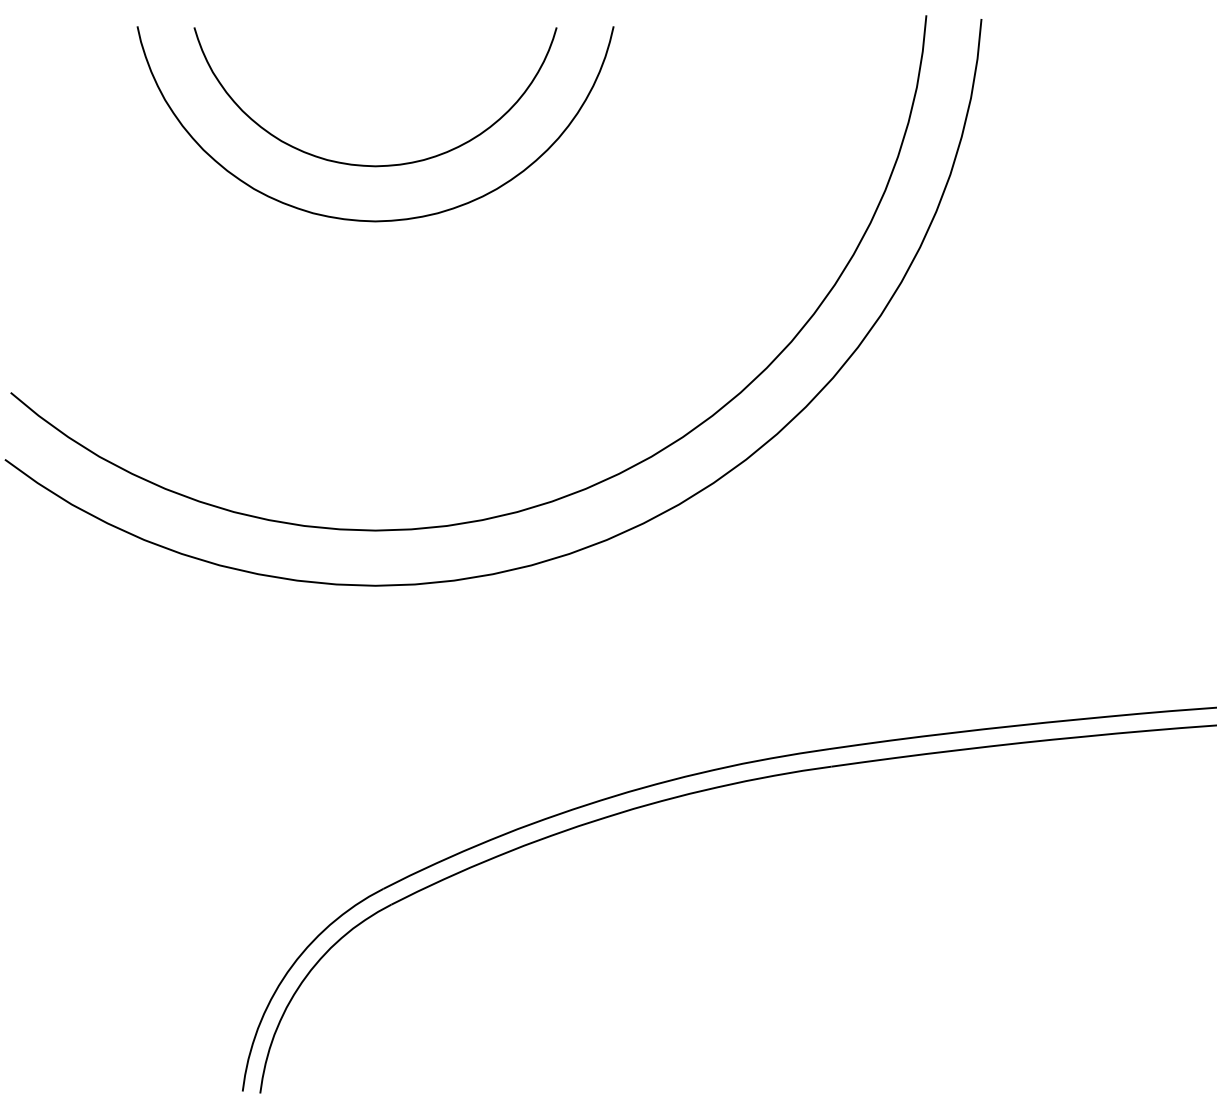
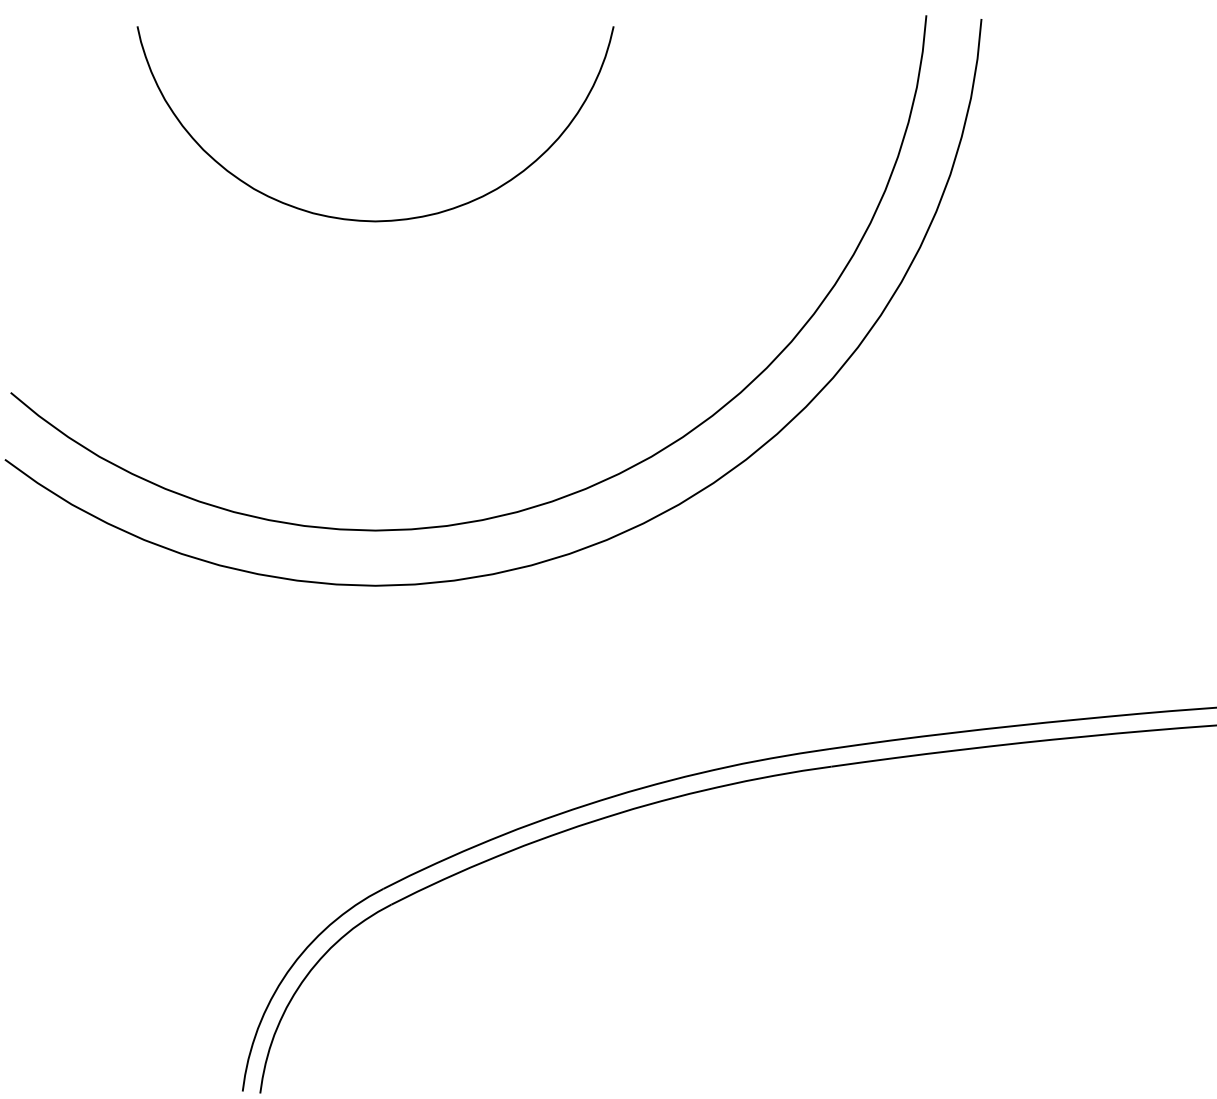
curve: present -> none (364, 164)
